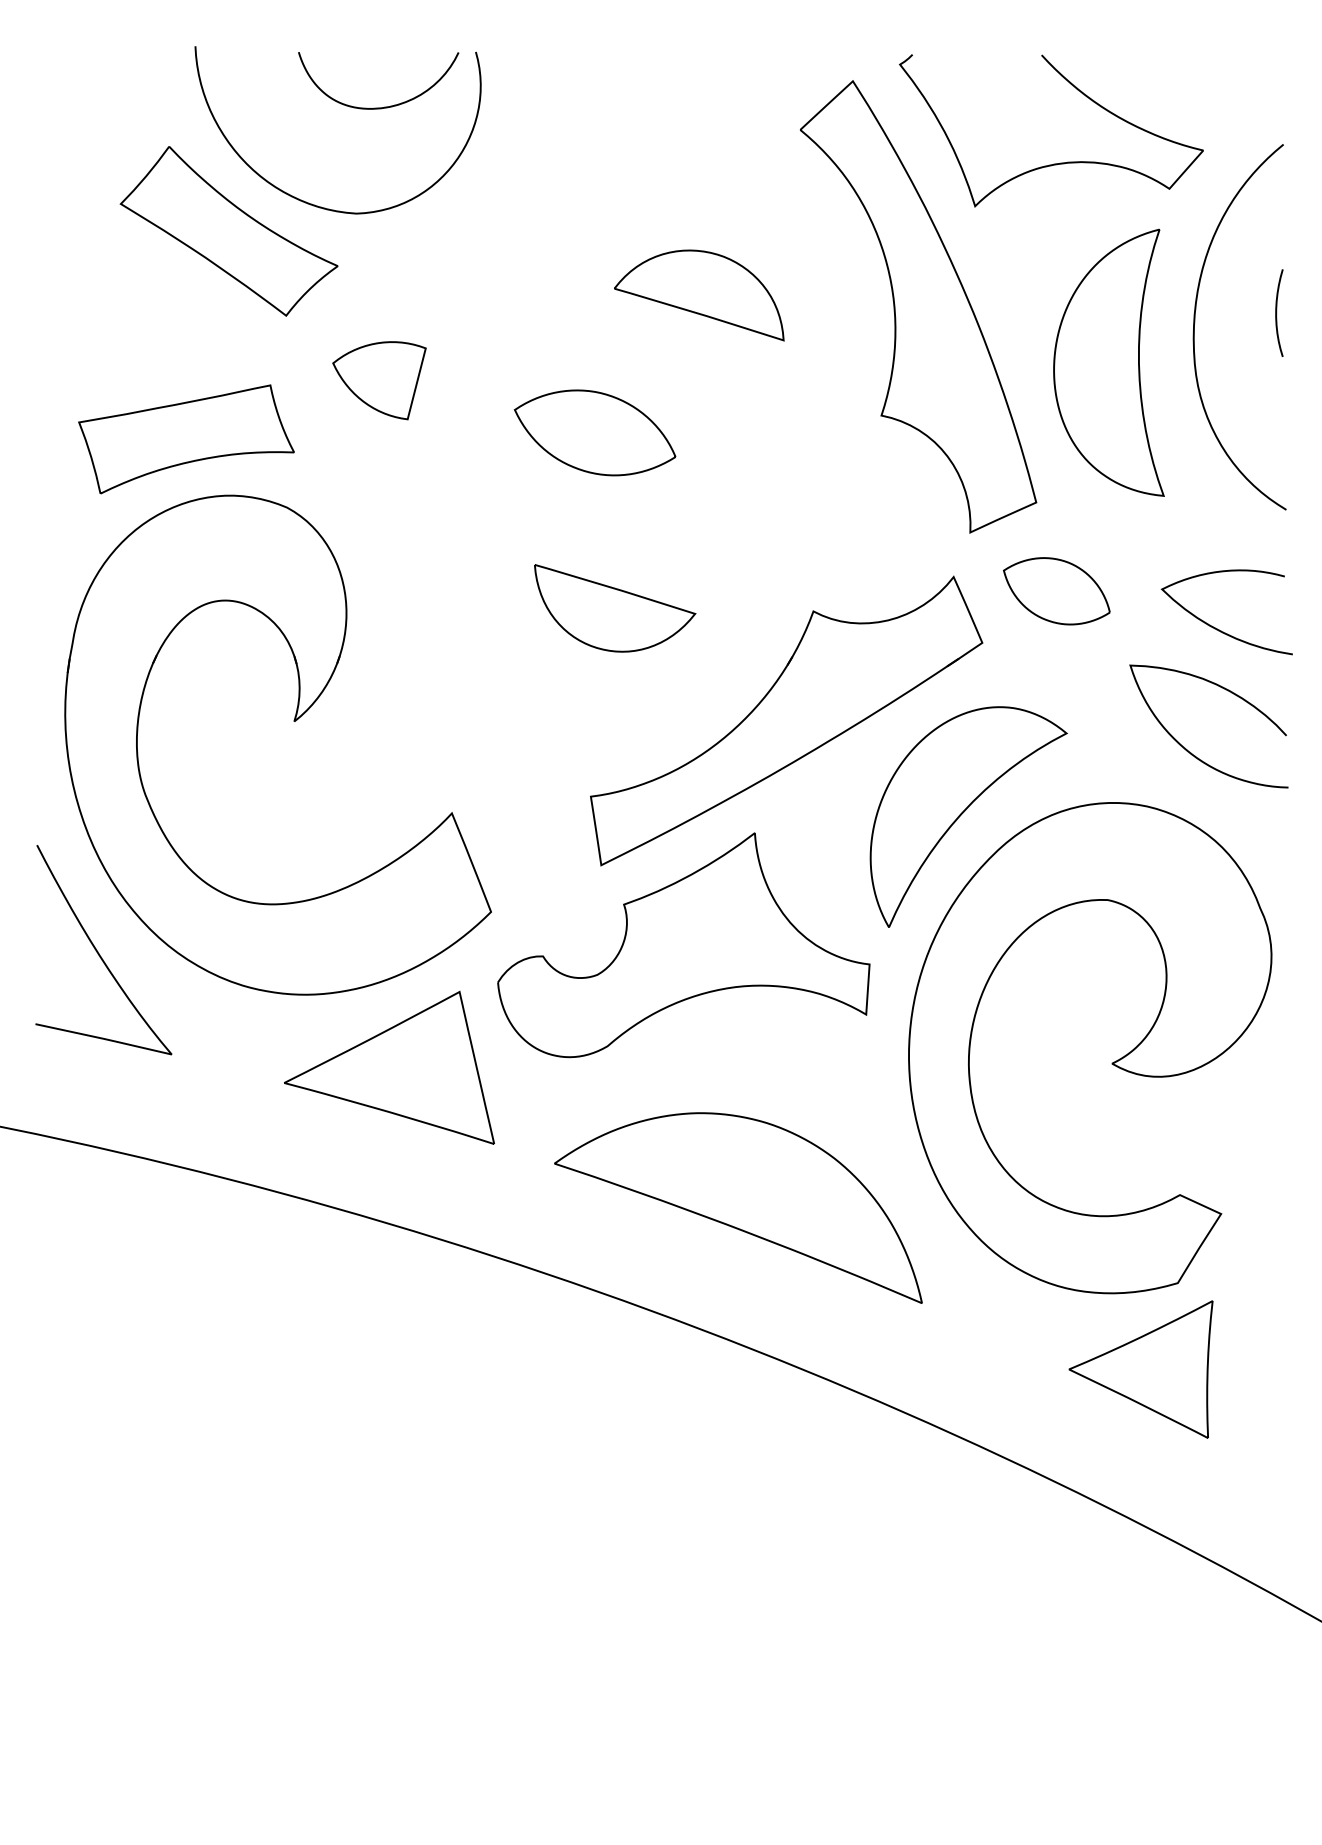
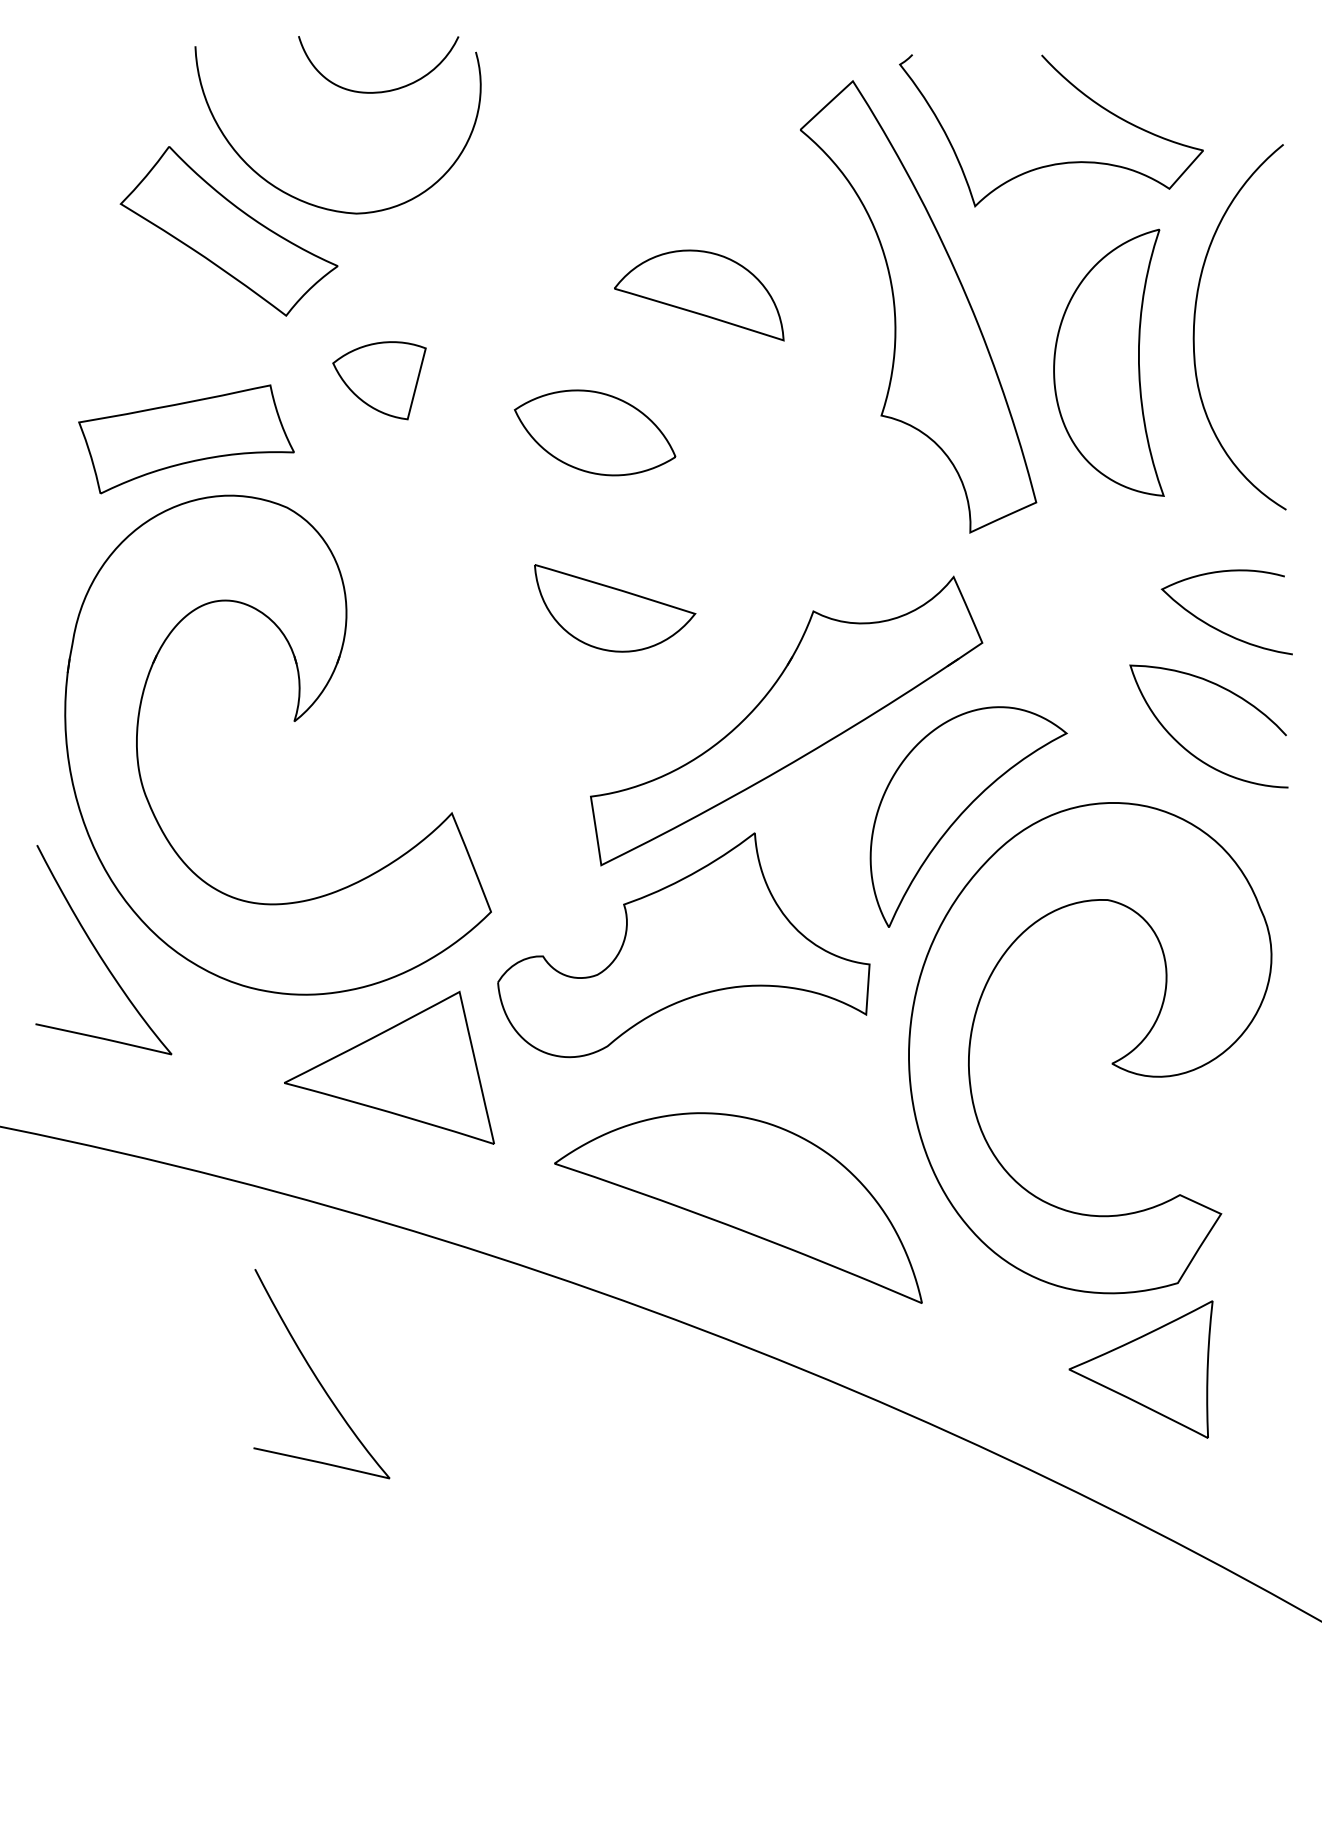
curve position: (384, 106) -> (384, 90) (384, 90)
curve: present -> none (1277, 312)
part: present -> none (1056, 591)
curve: none -> present (317, 1377)
